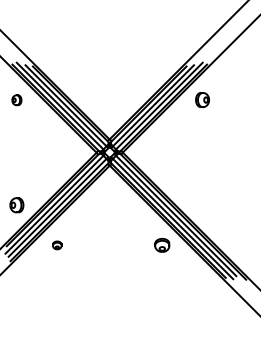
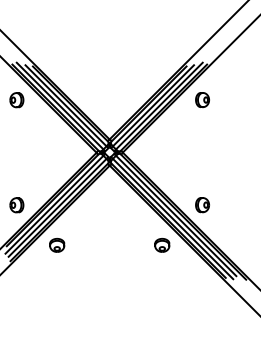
part size: 12x13 px -> 16x17 px (16, 100)
part: none -> present (202, 205)
part size: 11x11 px -> 17x15 px (57, 245)
